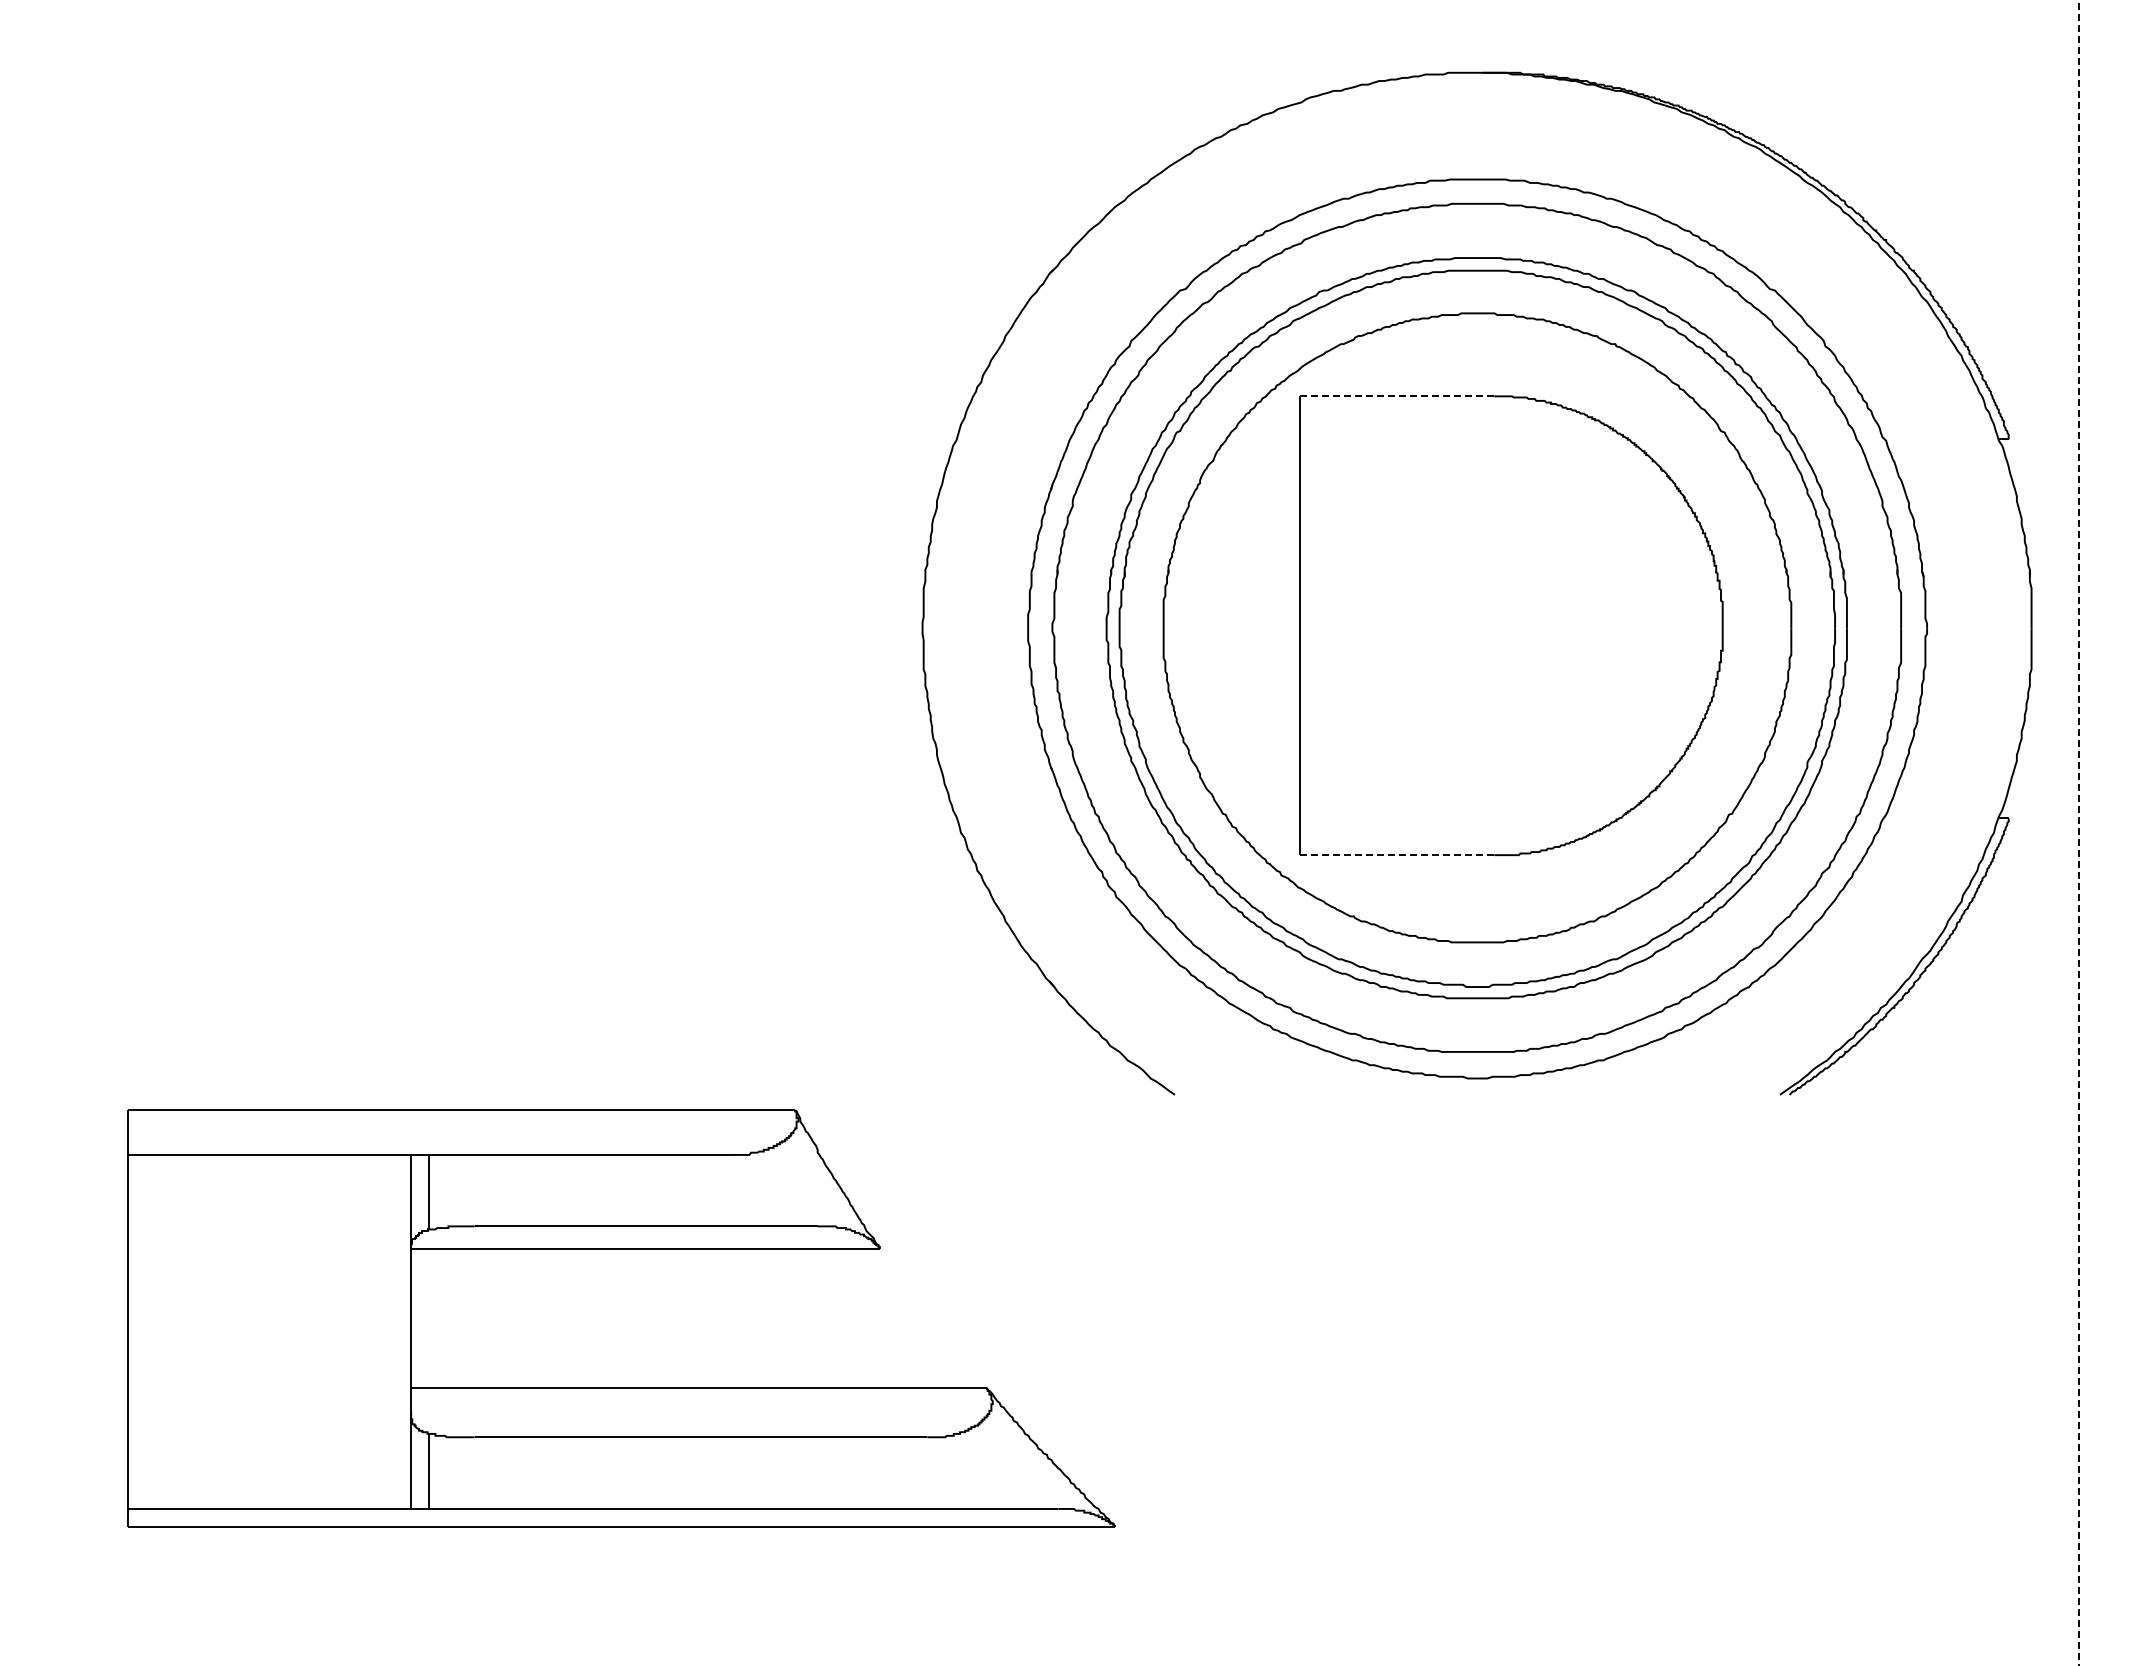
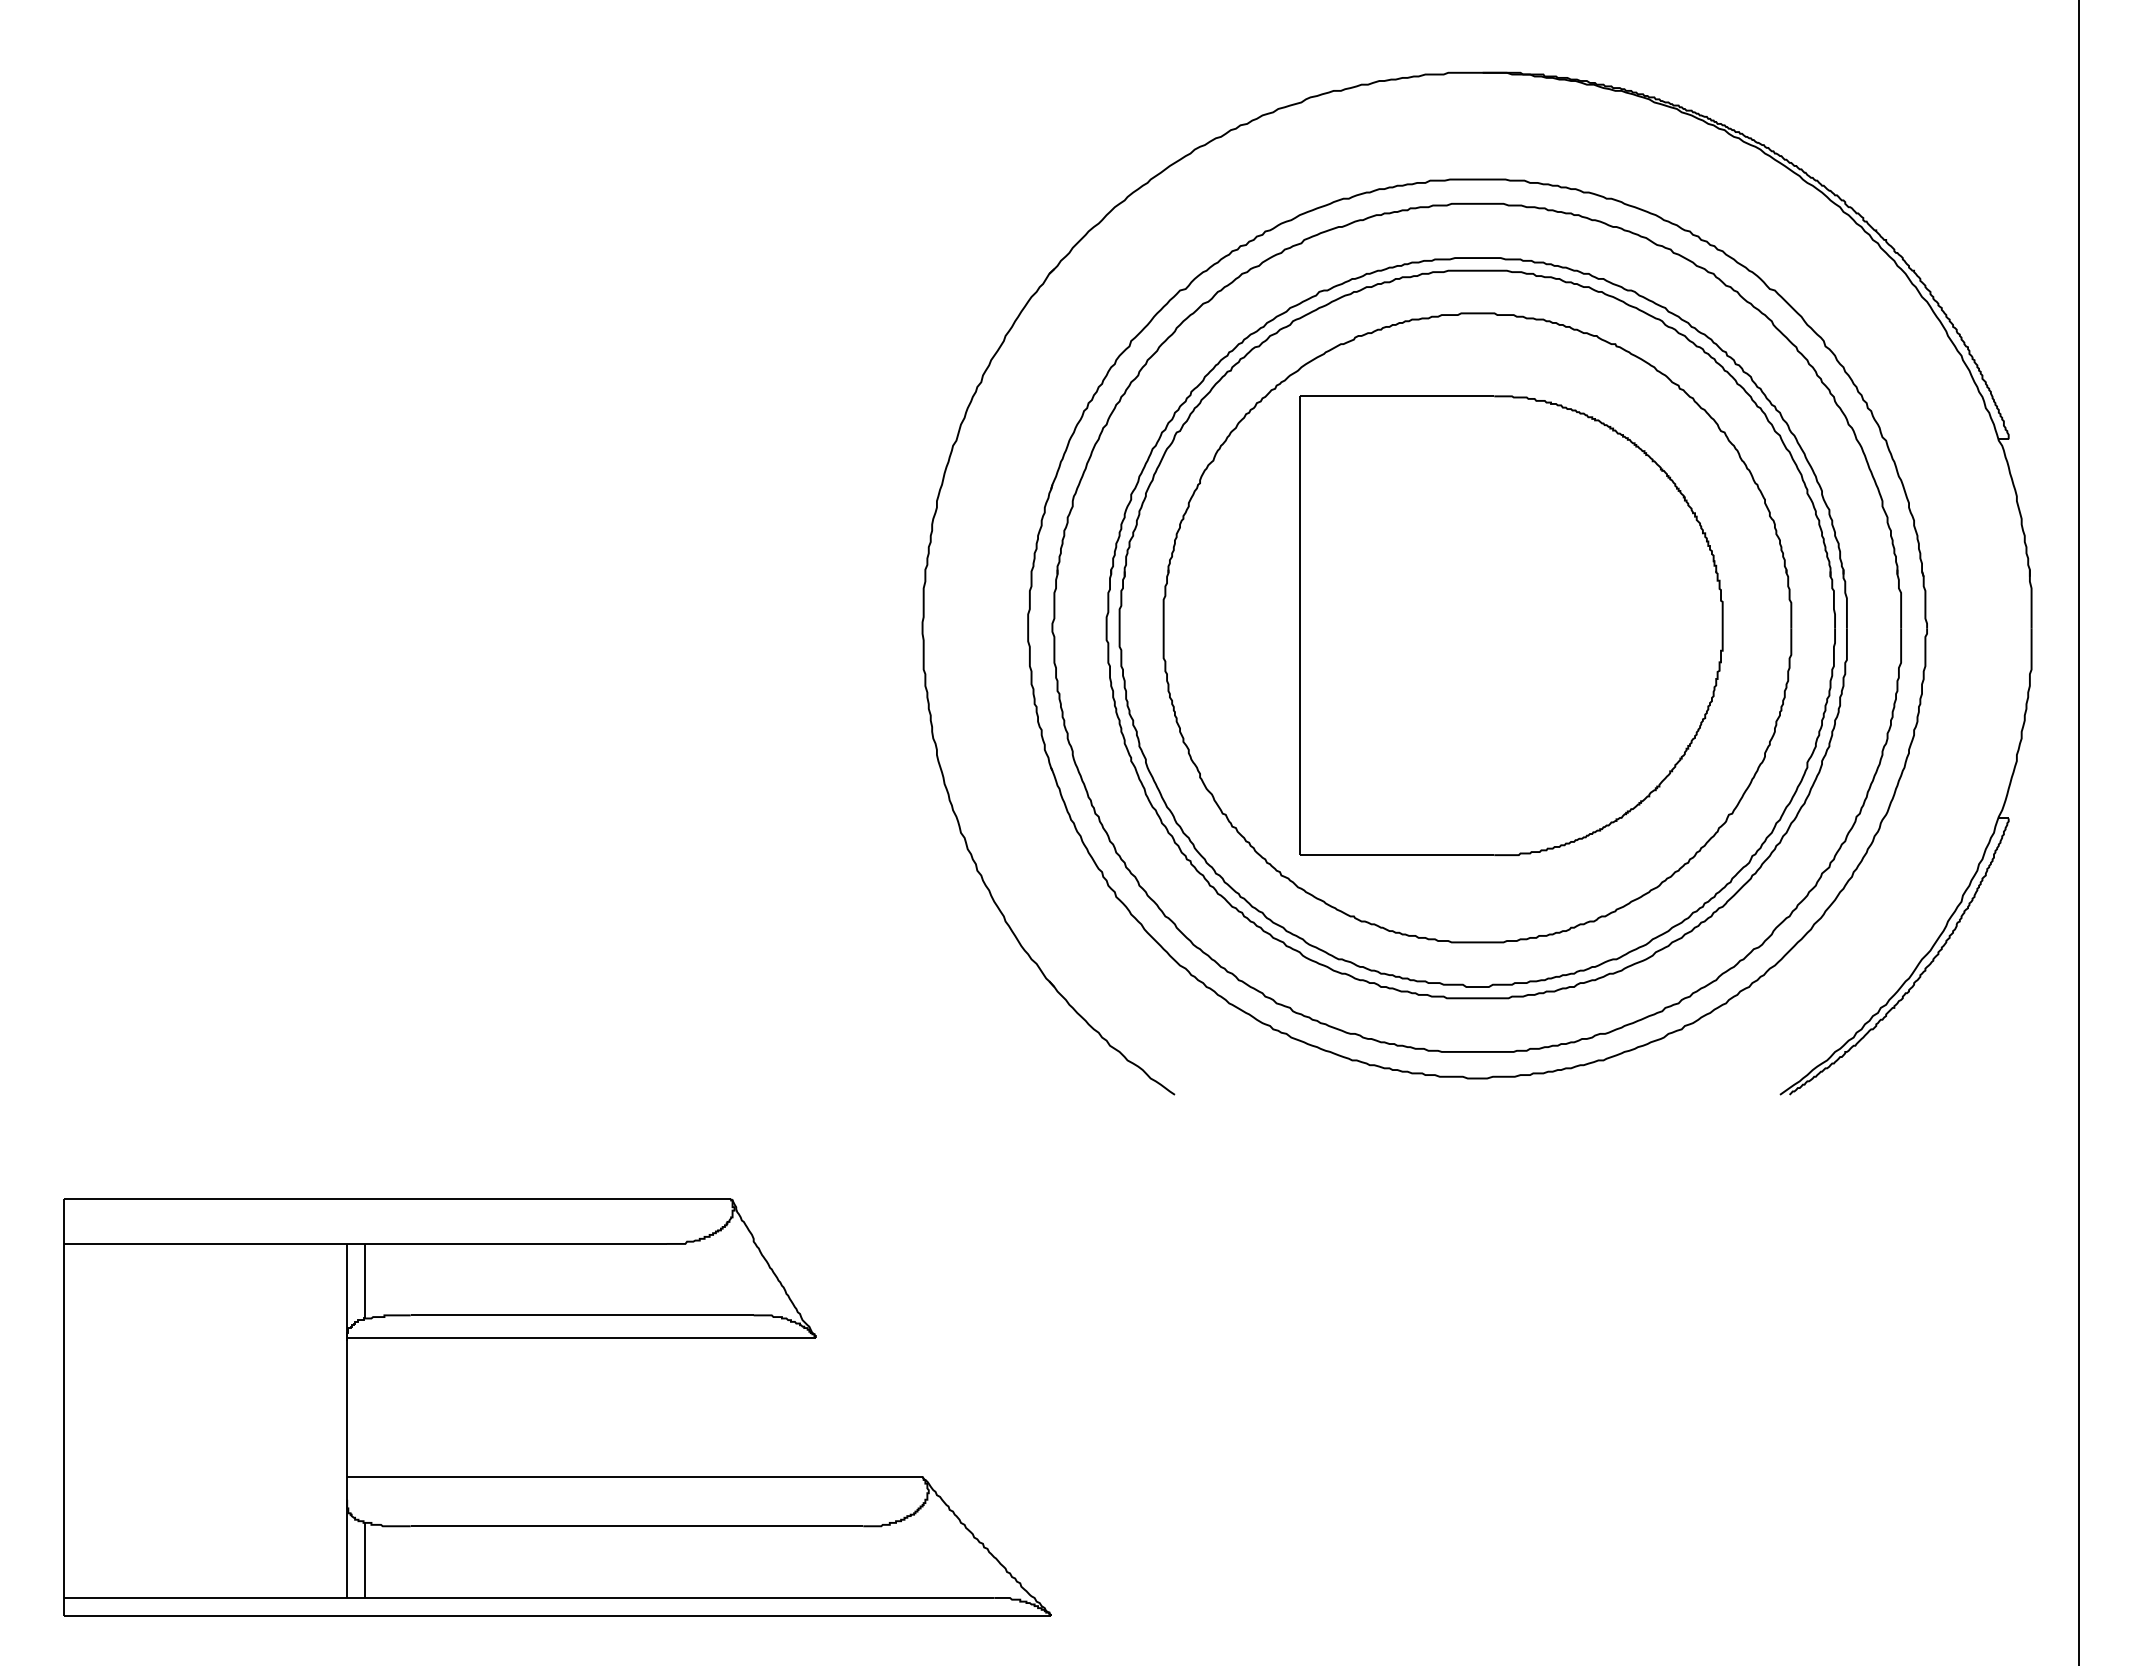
line: dashed -> solid (1397, 396)
line: dashed -> solid (2078, 833)
line: dashed -> solid (1397, 855)
part position: (621, 1249) -> (557, 1338) (557, 1338)
